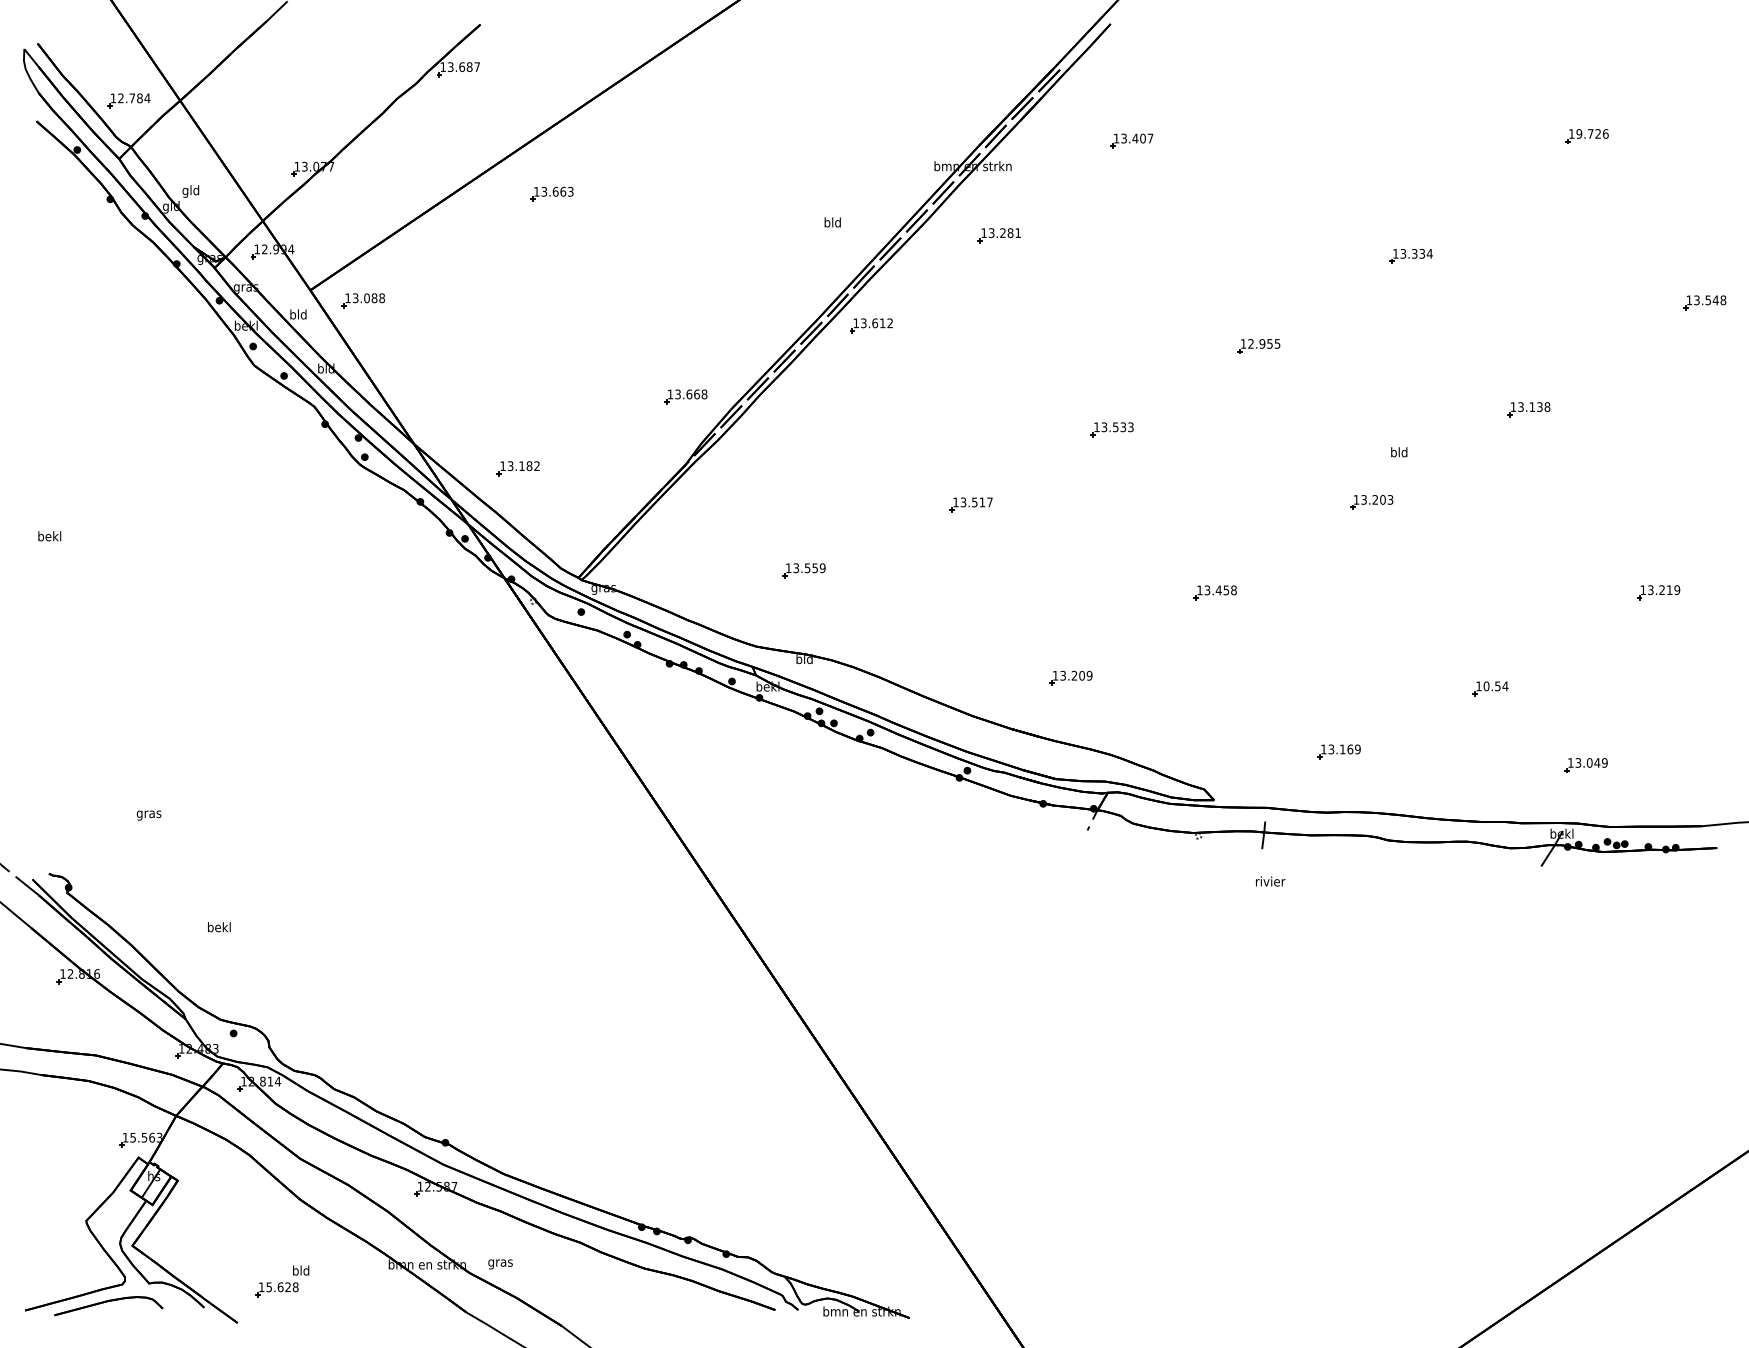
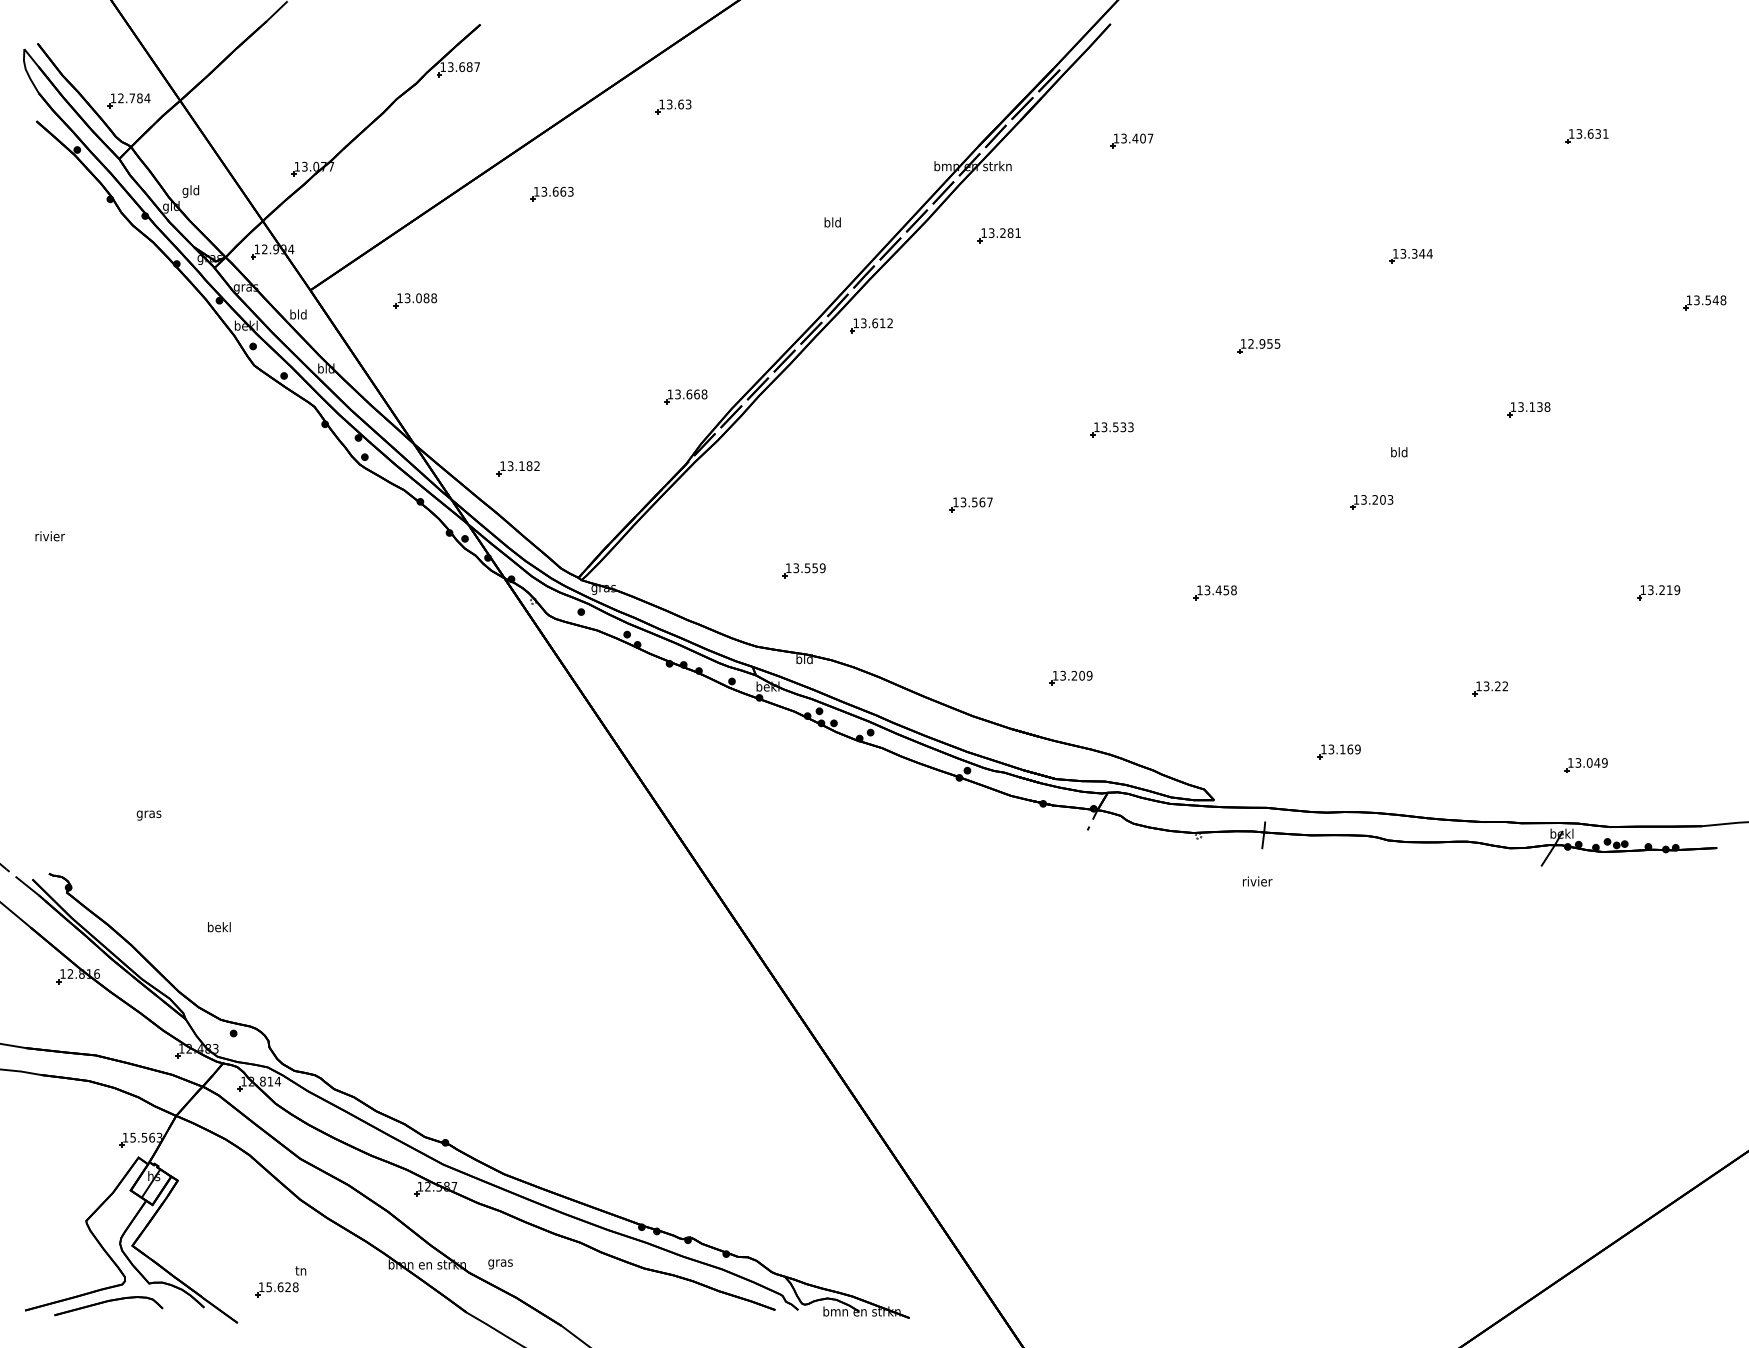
part: none -> present (673, 106)
text: 19.726 -> 13.631 (1592, 133)
text: 13.334 -> 13.344 (1422, 253)
part position: (362, 300) -> (414, 300) (414, 300)
text: 13.517 -> 13.567 (982, 502)
text: bekl -> rivier (50, 536)
text: 10.54 -> 13.22 (1495, 686)
text position: (1270, 881) -> (1257, 881) (1257, 881)
text: bld -> tn (301, 1270)
